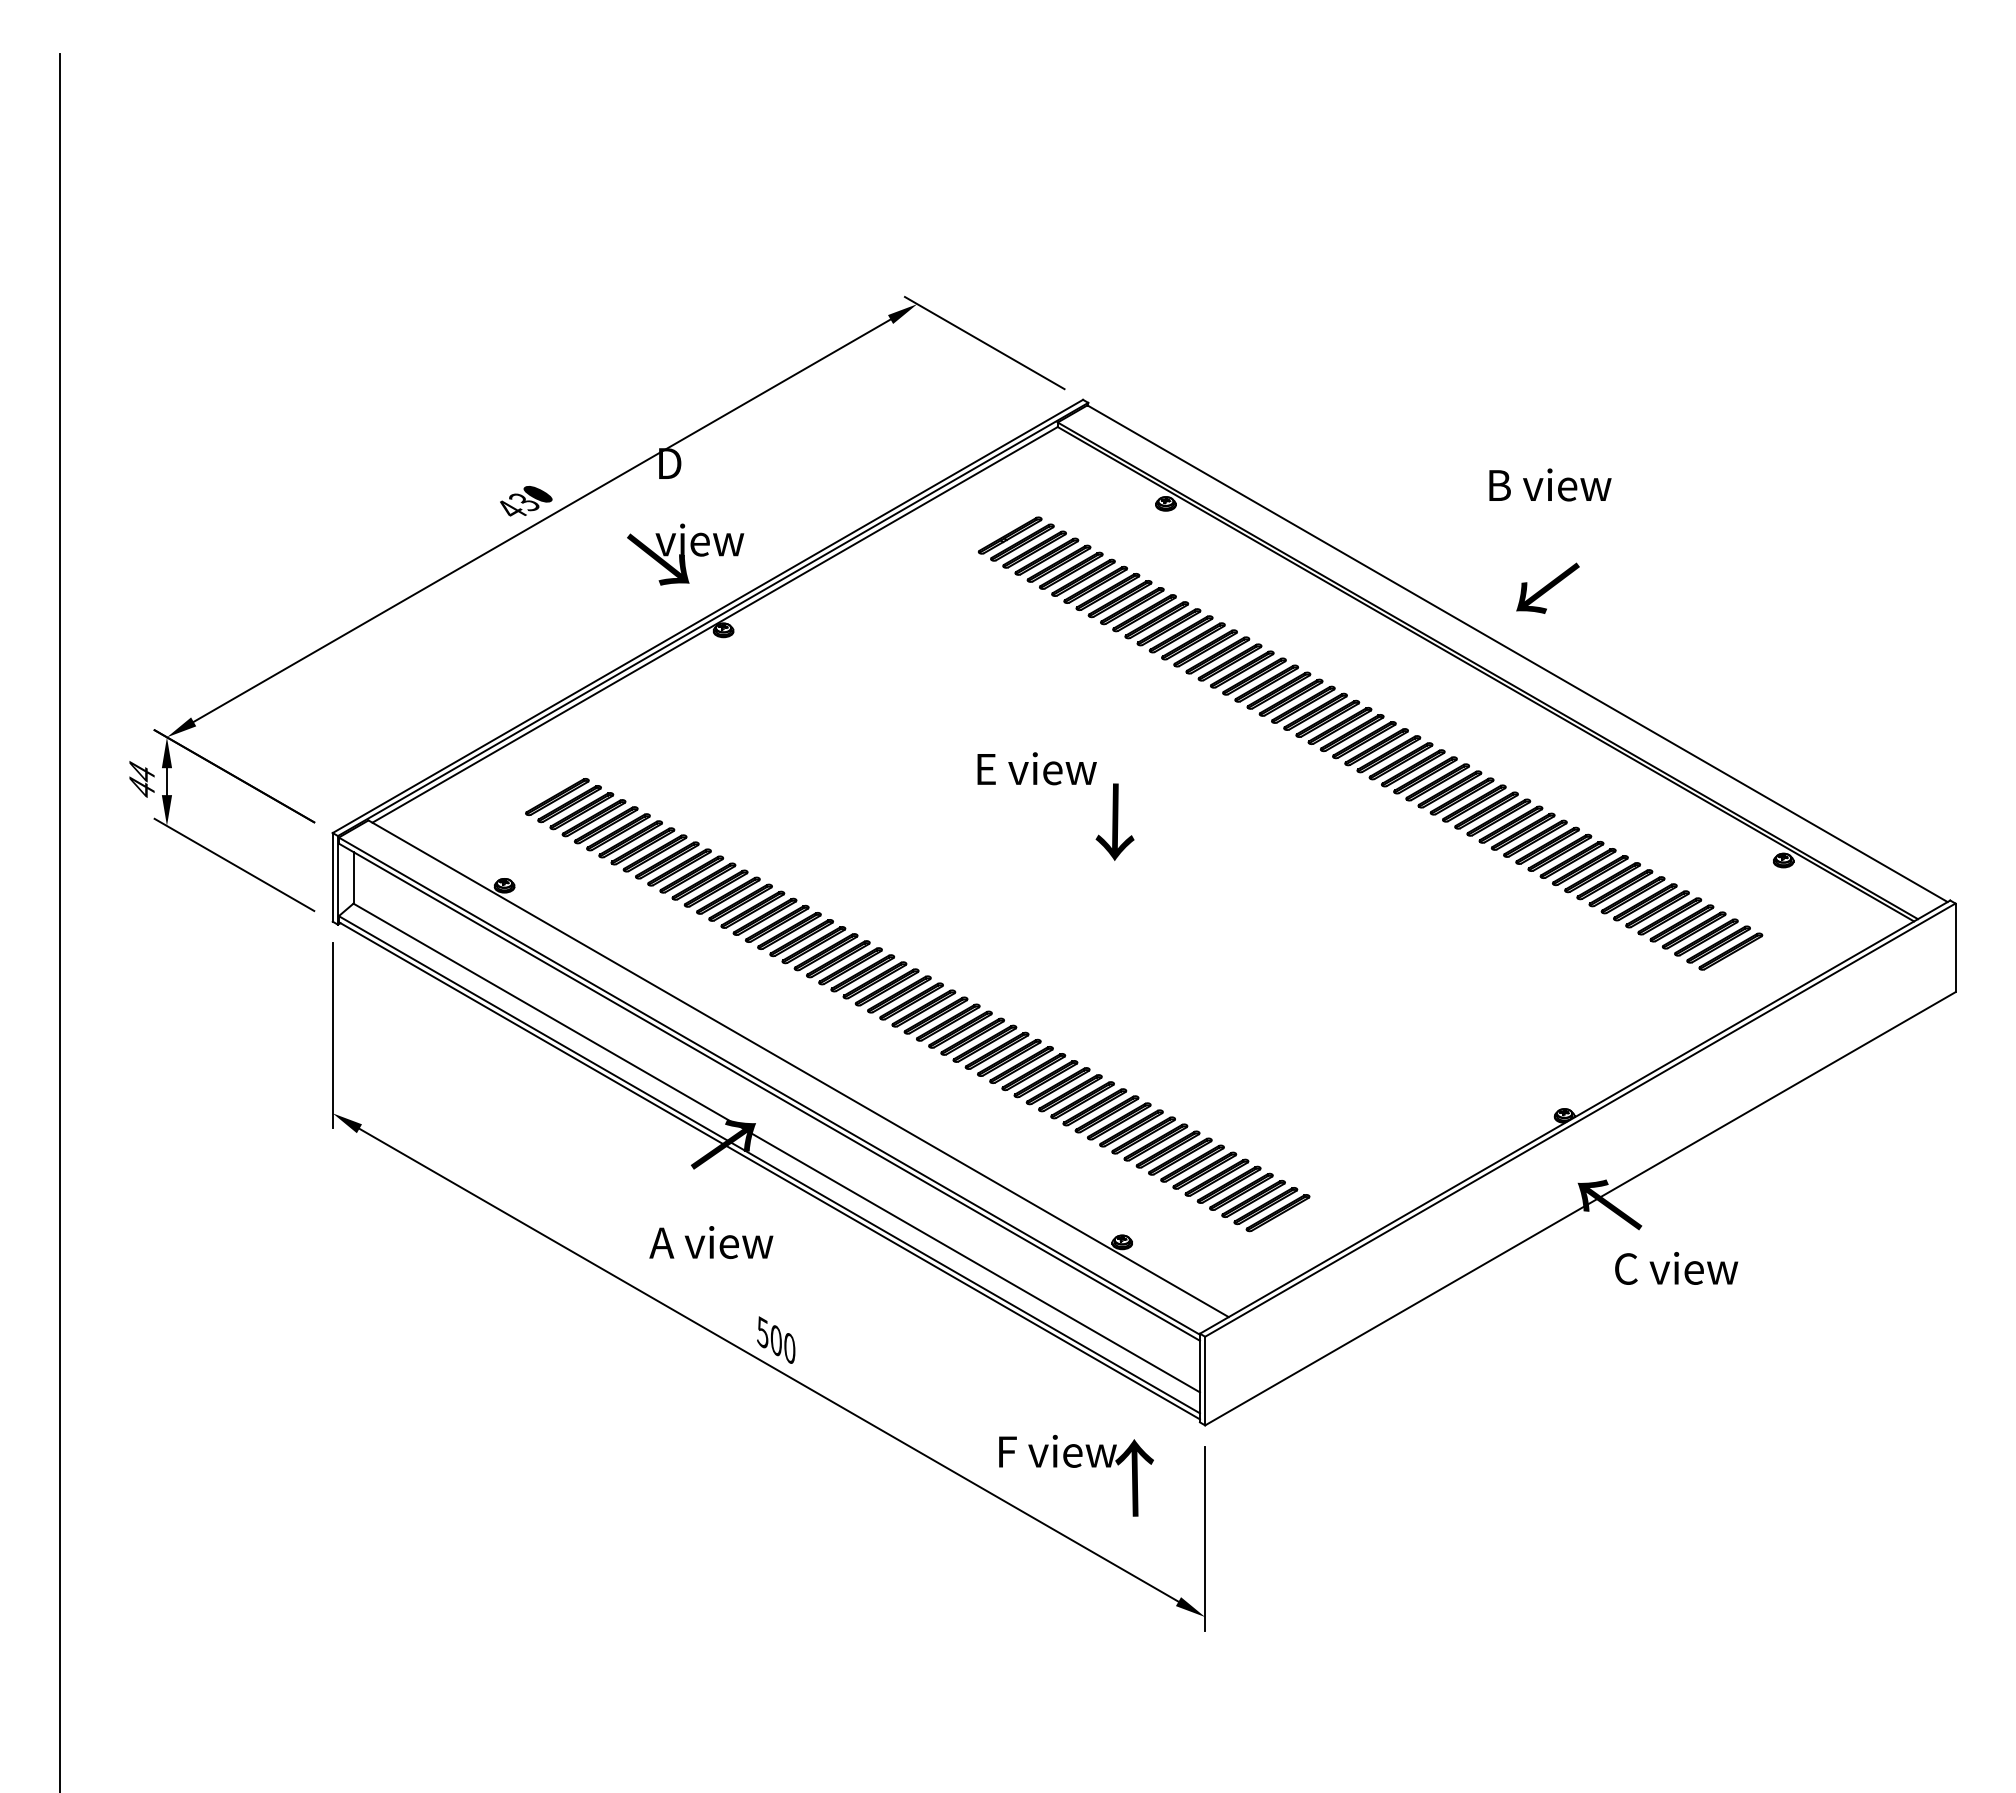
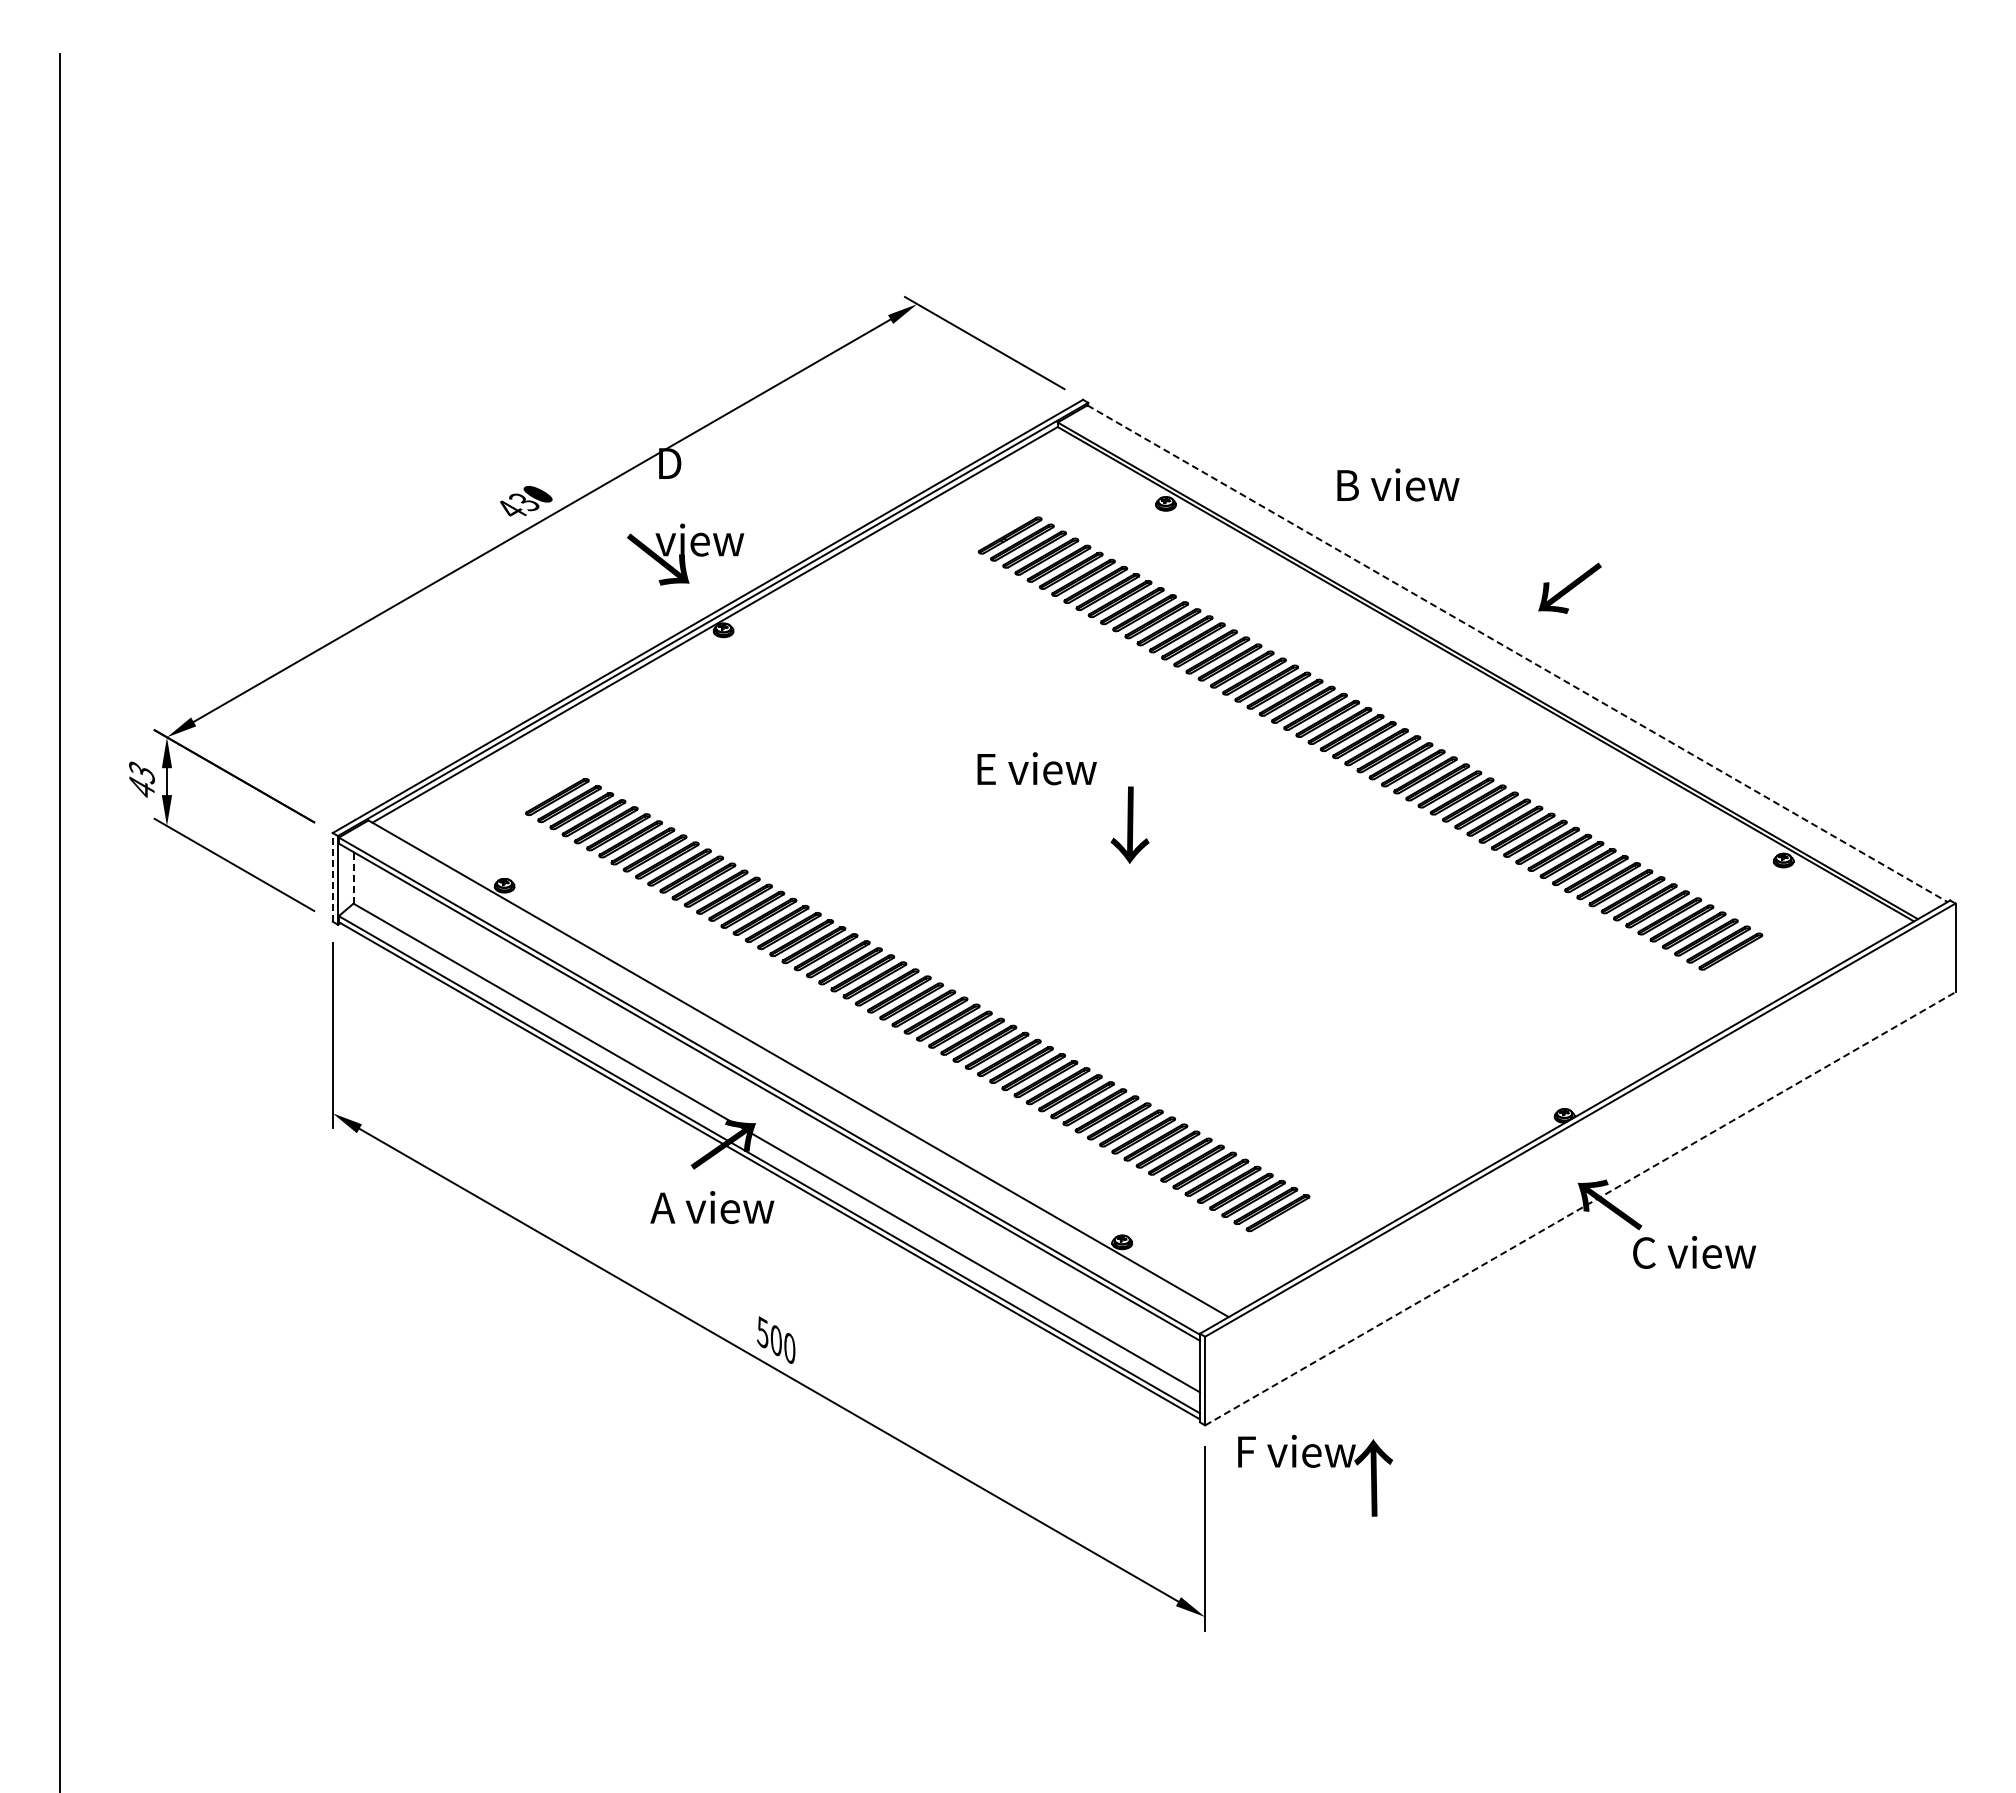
text position: (1550, 484) -> (1398, 484) (1398, 484)
text position: (1547, 587) -> (1569, 587) (1569, 587)
line: solid -> dashed (1517, 653)
text: 44 -> 43 (141, 772)
text position: (1114, 821) -> (1129, 824) (1129, 824)
line: solid -> dashed (332, 876)
line: solid -> dashed (353, 877)
line: solid -> dashed (1580, 1208)
text position: (711, 1242) -> (712, 1207) (712, 1207)
text position: (1676, 1268) -> (1694, 1252) (1694, 1252)
text position: (1076, 1475) -> (1315, 1475) (1315, 1475)
